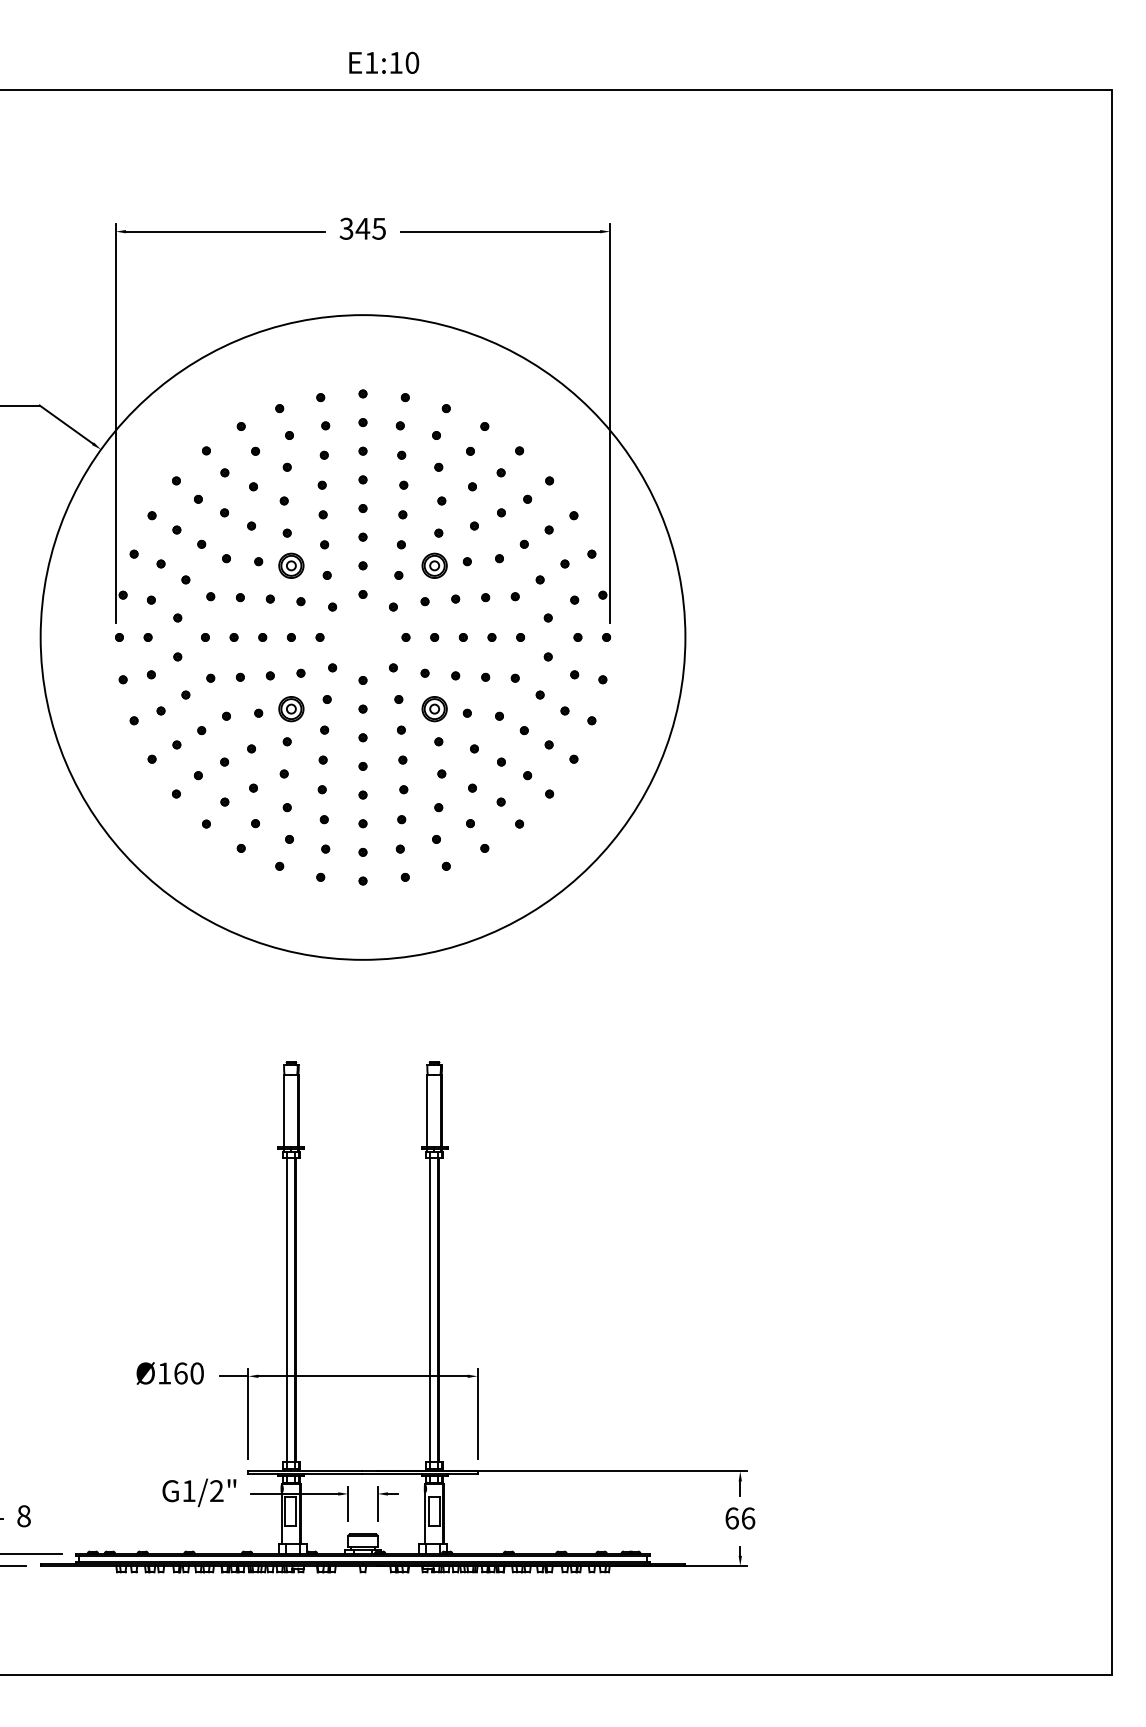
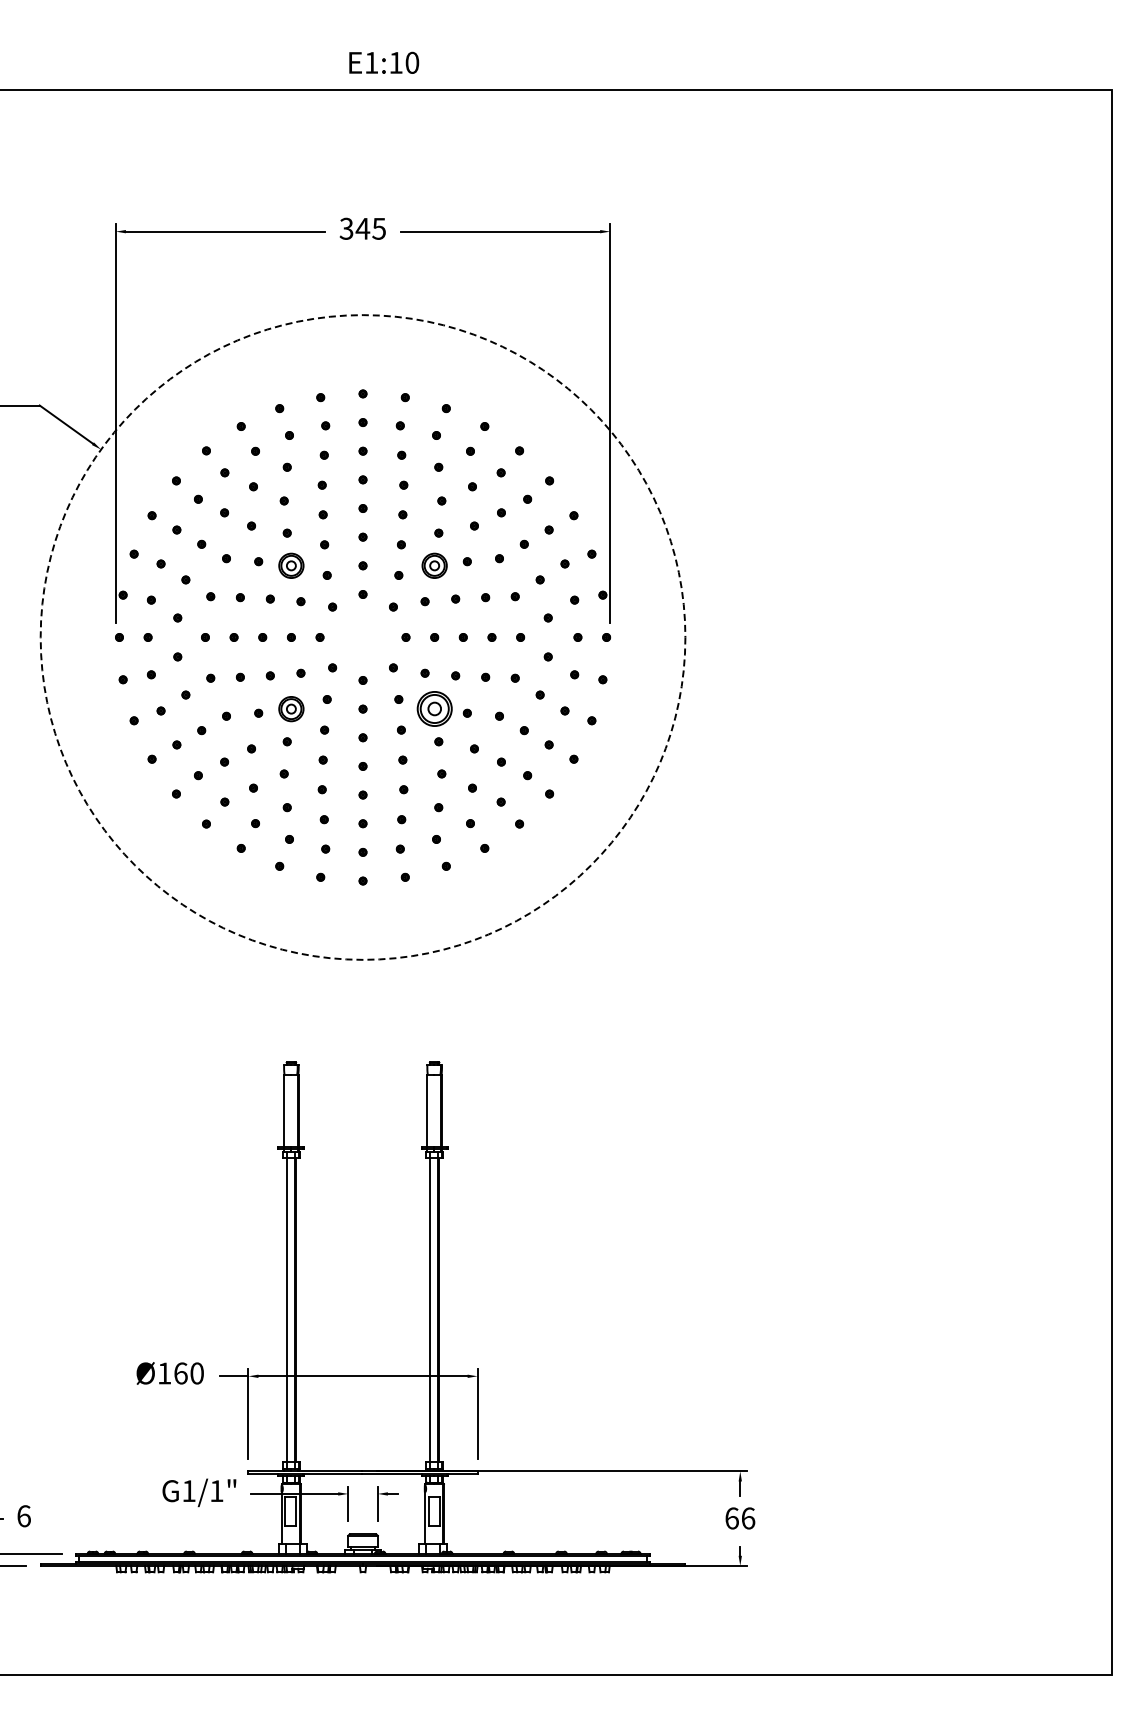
circle: solid -> dashed (362, 637)
part size: 27x27 px -> 37x36 px (434, 708)
text: G1/2" -> G1/1" (216, 1490)
text: 8 -> 6 (23, 1516)
